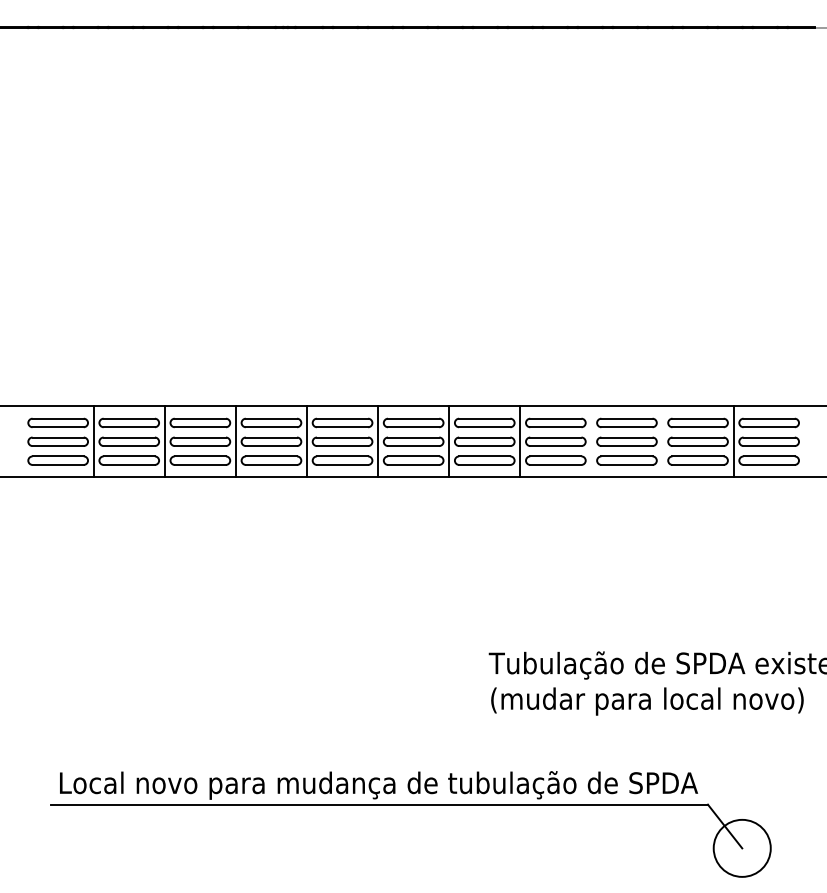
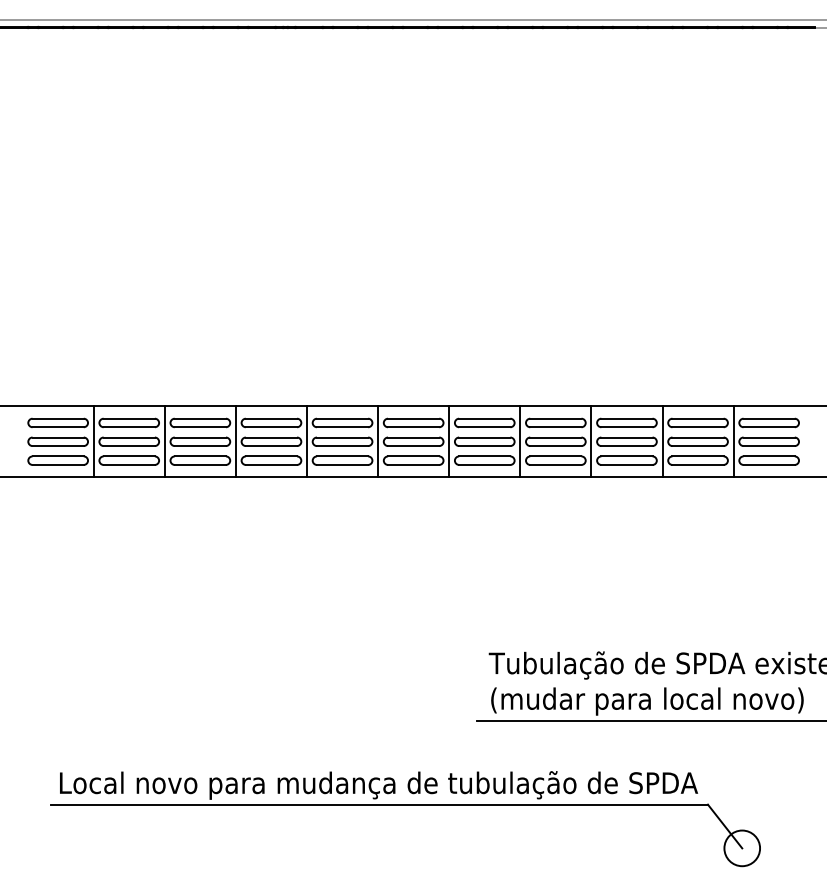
line: none -> present (412, 19)
line: none -> present (591, 441)
line: none -> present (662, 441)
line: none -> present (650, 721)
circle diameter: 57 px -> 36 px (742, 848)
